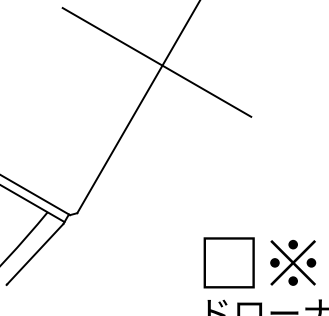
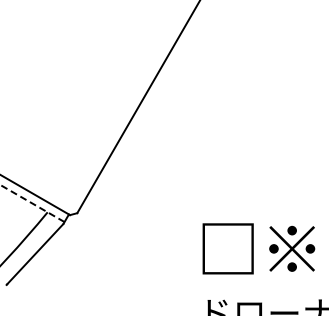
line: present -> none (152, 59)
line: solid -> dashed (32, 203)
text position: (259, 262) -> (258, 248) (258, 248)
